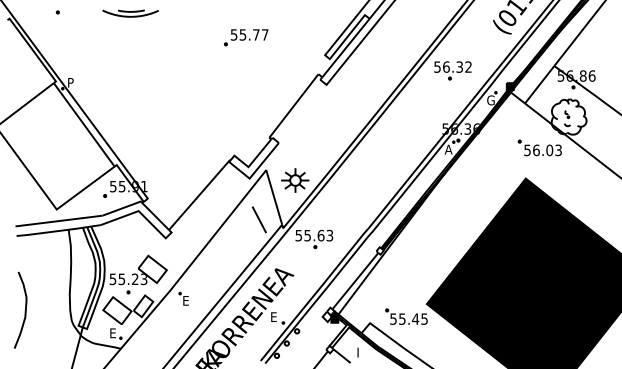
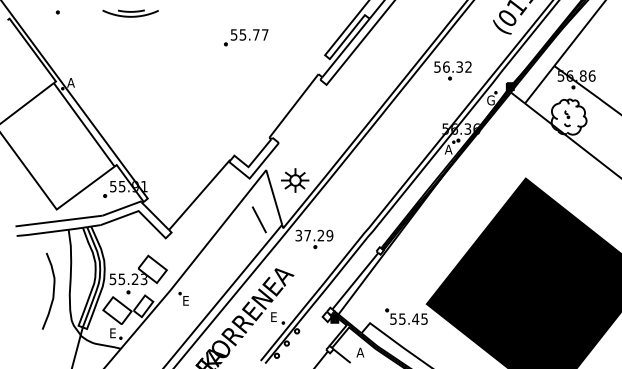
text: P -> A (70, 82)
part: present -> none (539, 147)
text: 55.63 -> 37.29 (314, 235)
curve position: (24, 310) -> (52, 291) (52, 291)
text: I -> A (360, 352)
